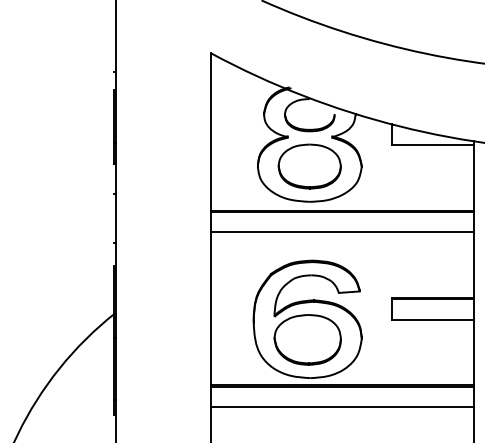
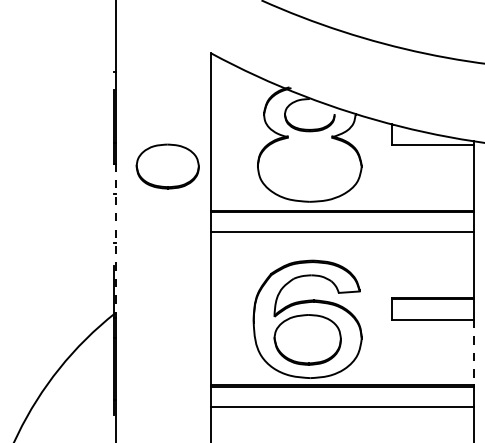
part position: (309, 166) -> (167, 166) (167, 166)
line: solid -> dashed (115, 241)
line: solid -> dashed (474, 352)
